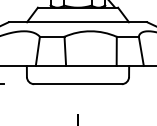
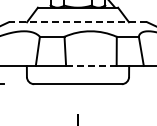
line: solid -> dashed (77, 22)
line: solid -> dashed (91, 65)
